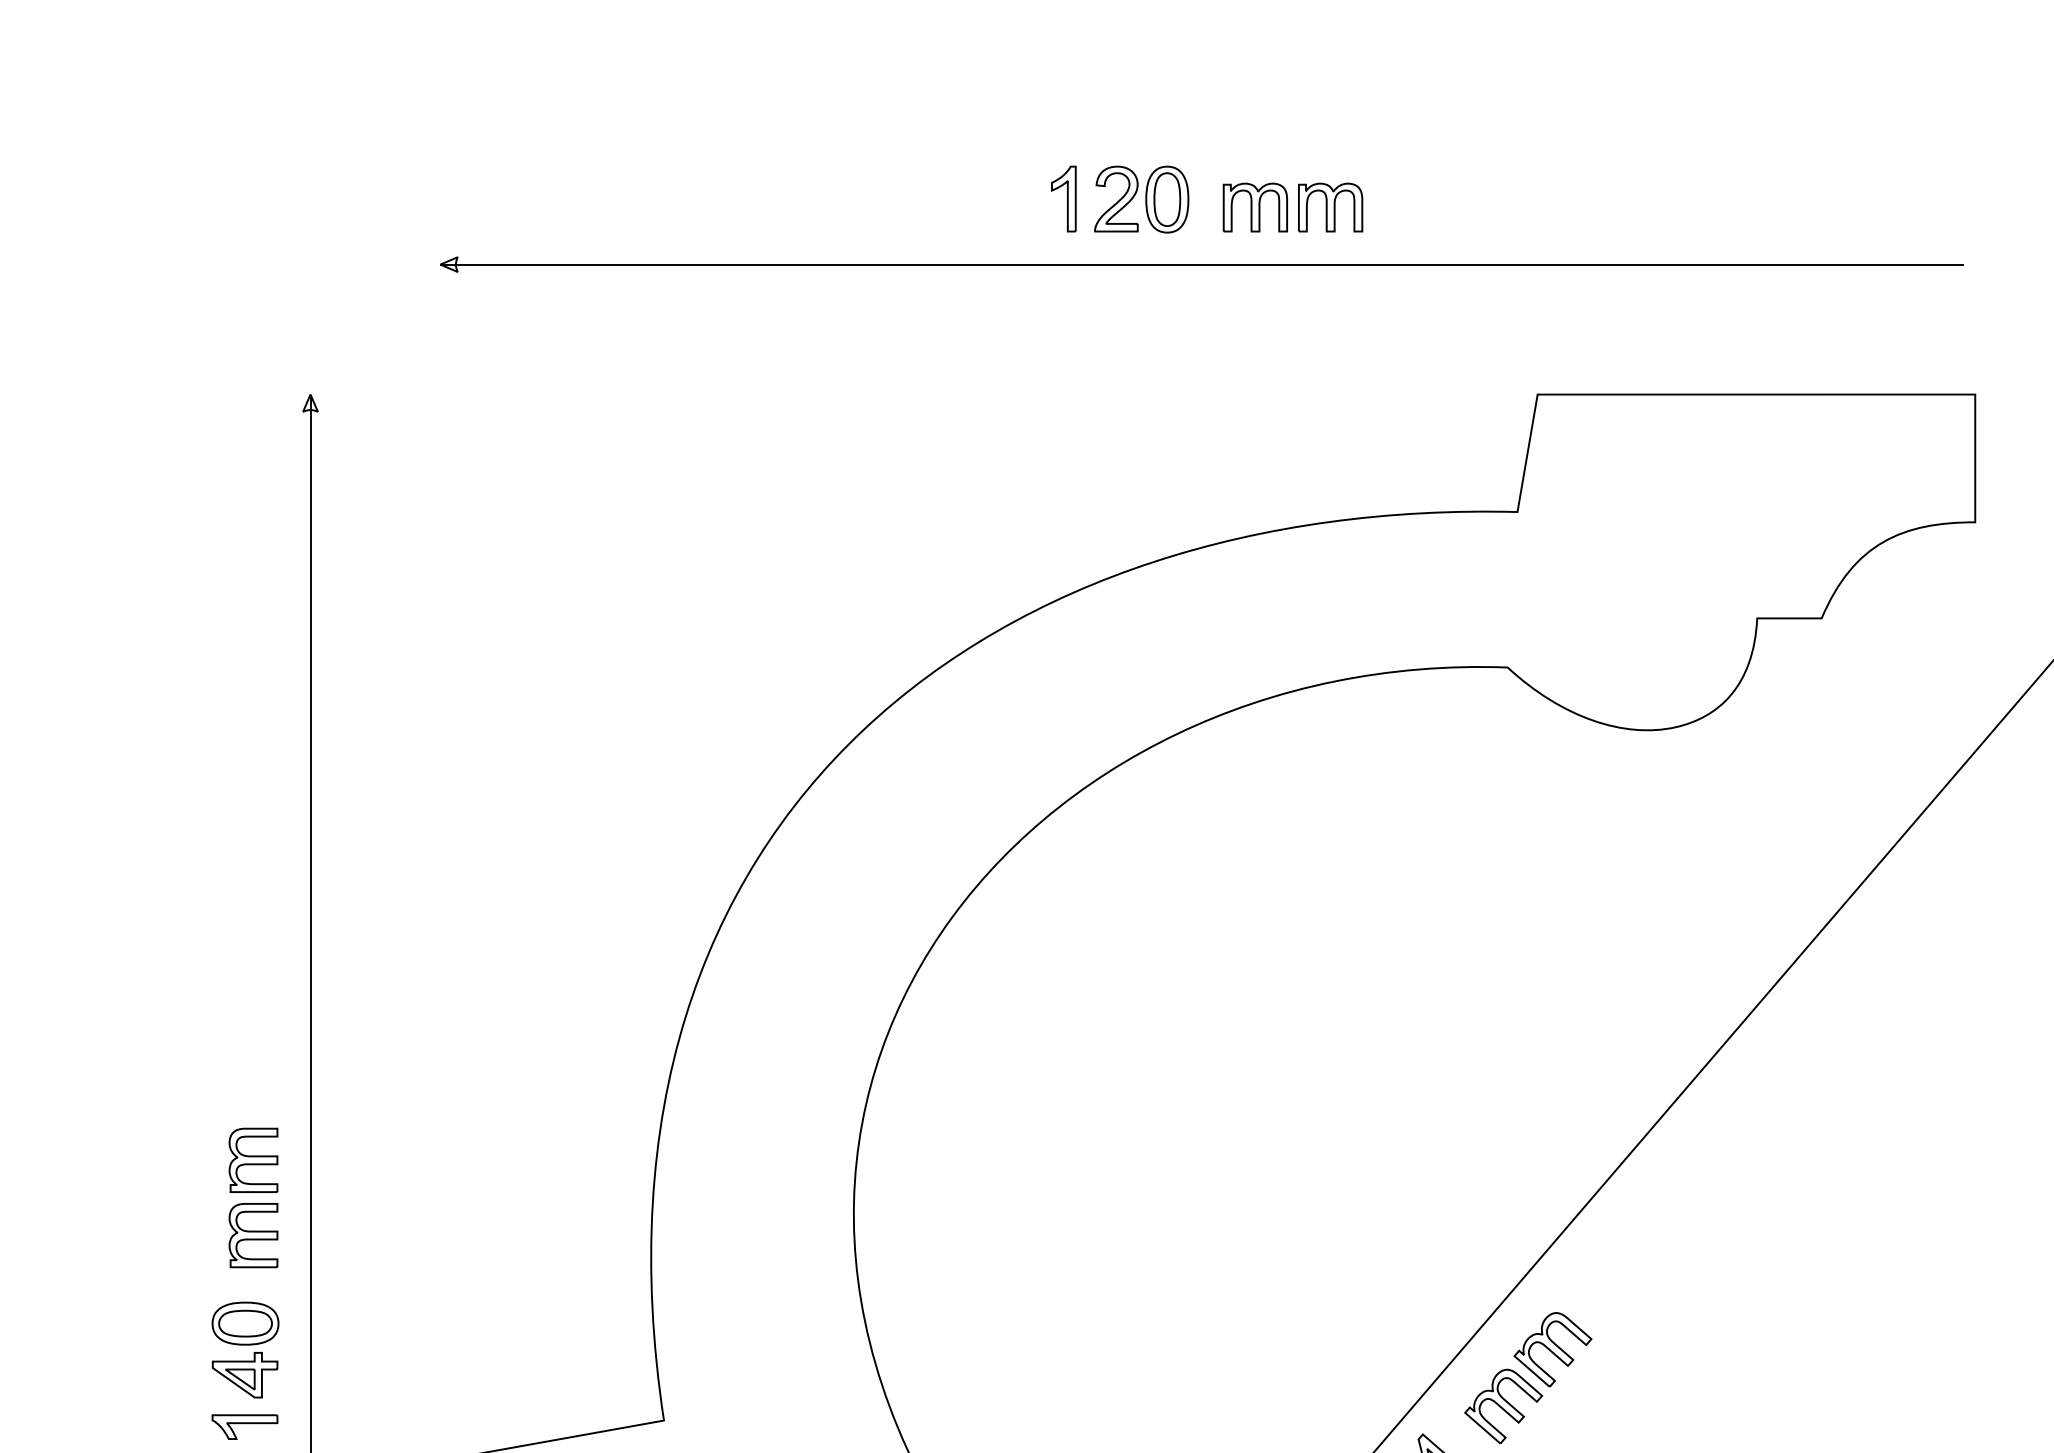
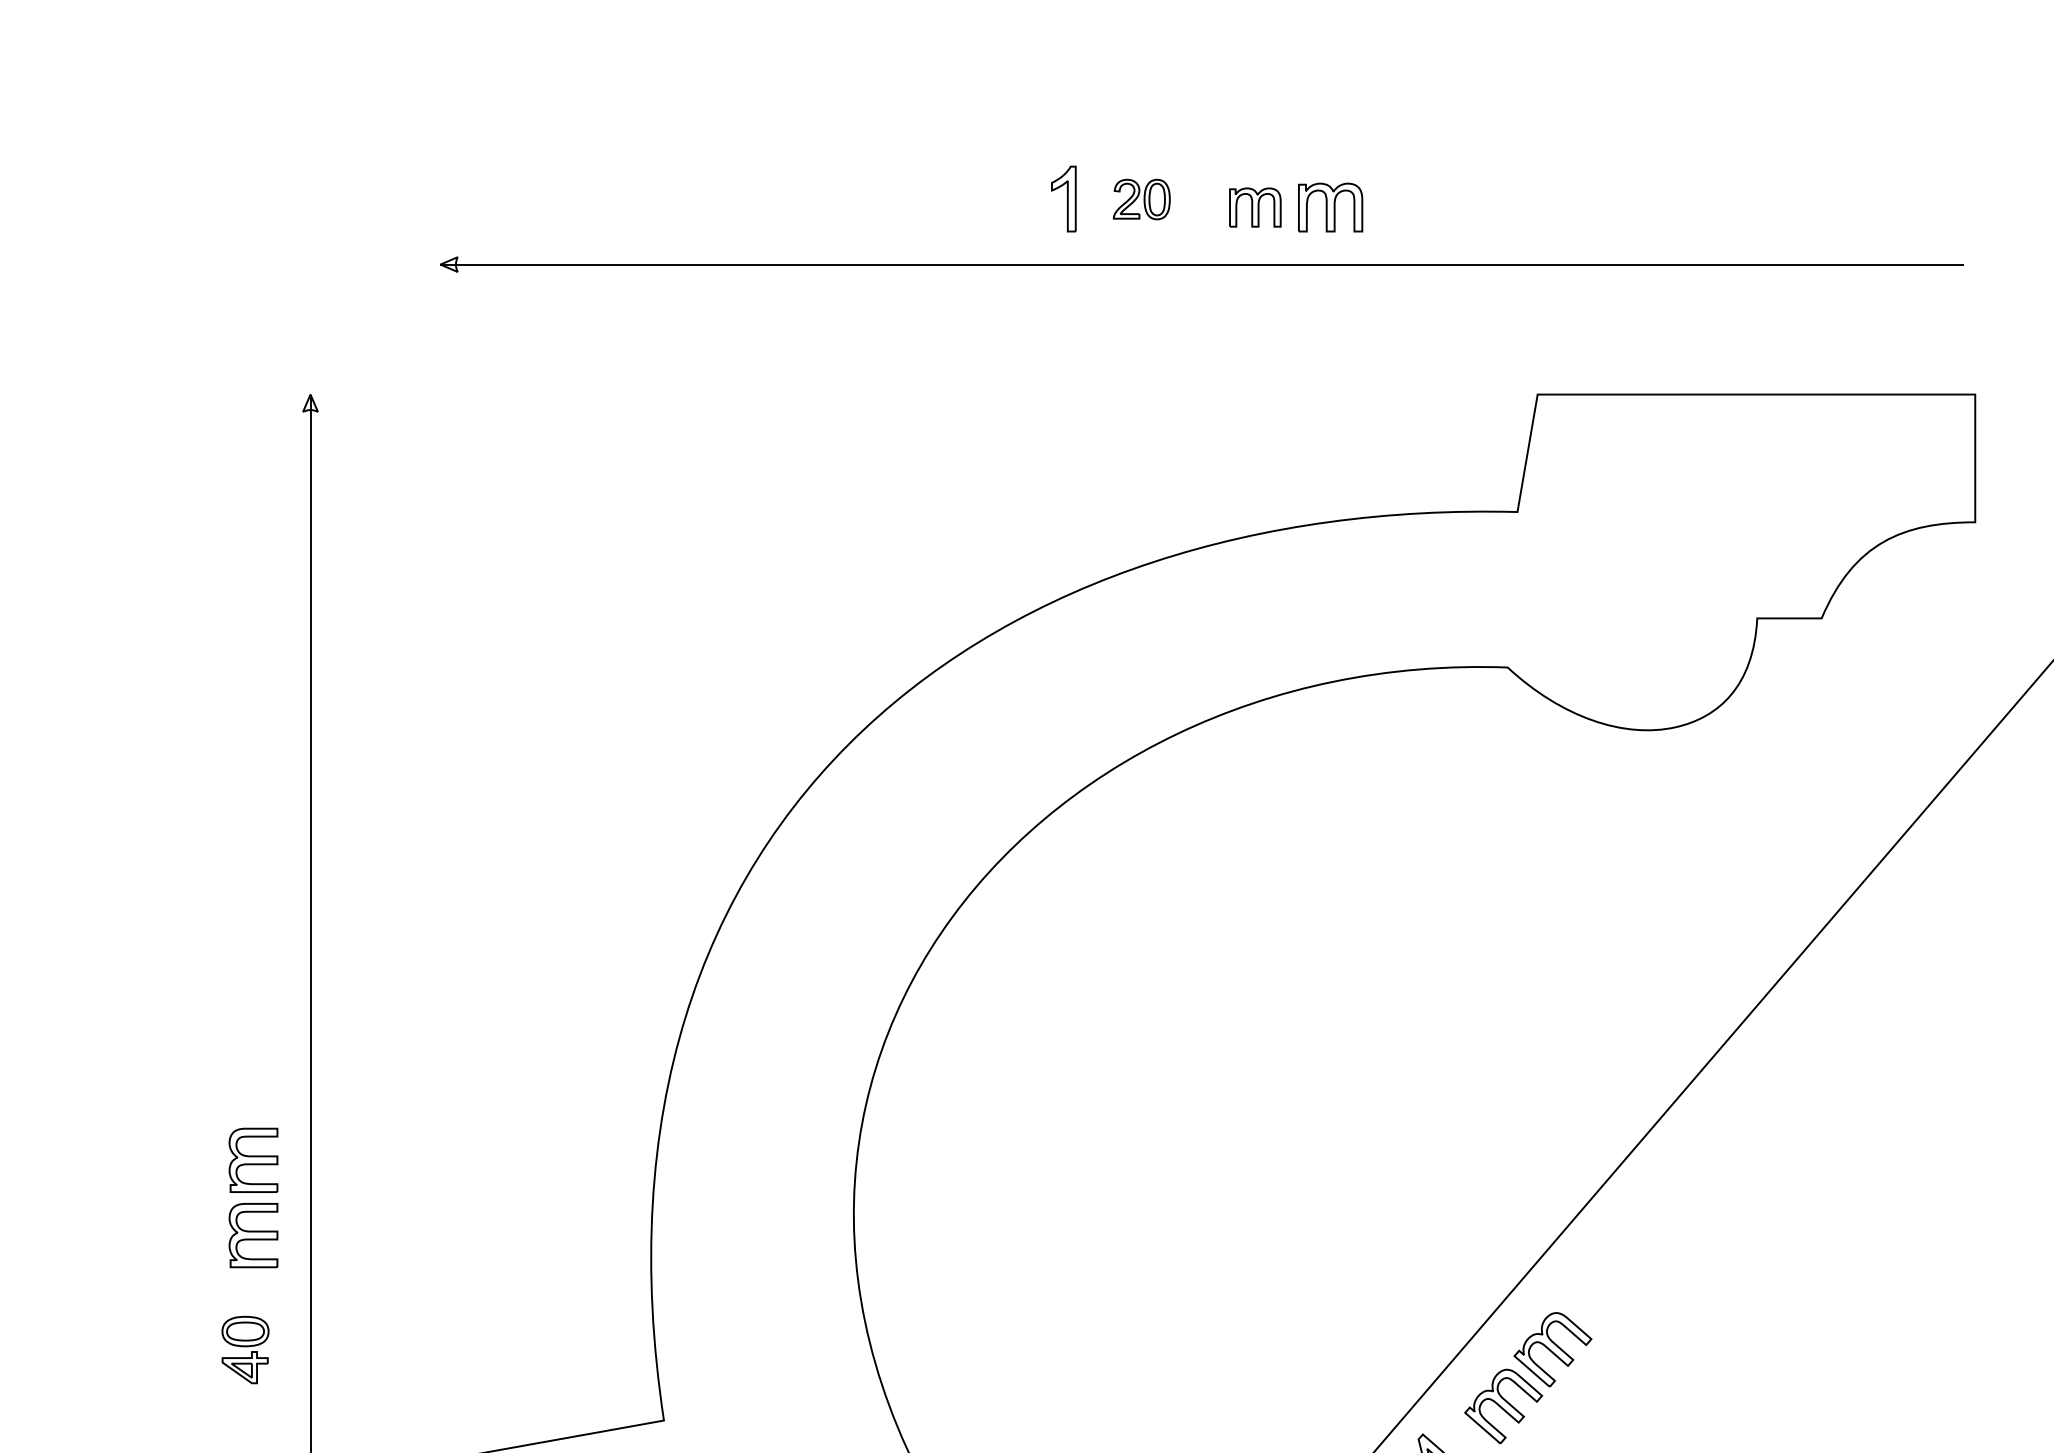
part size: 96x69 px -> 58x43 px (1141, 199)
part size: 66x51 px -> 53x41 px (1255, 207)
part size: 69x98 px -> 49x70 px (245, 1349)
part: present -> none (244, 1426)
